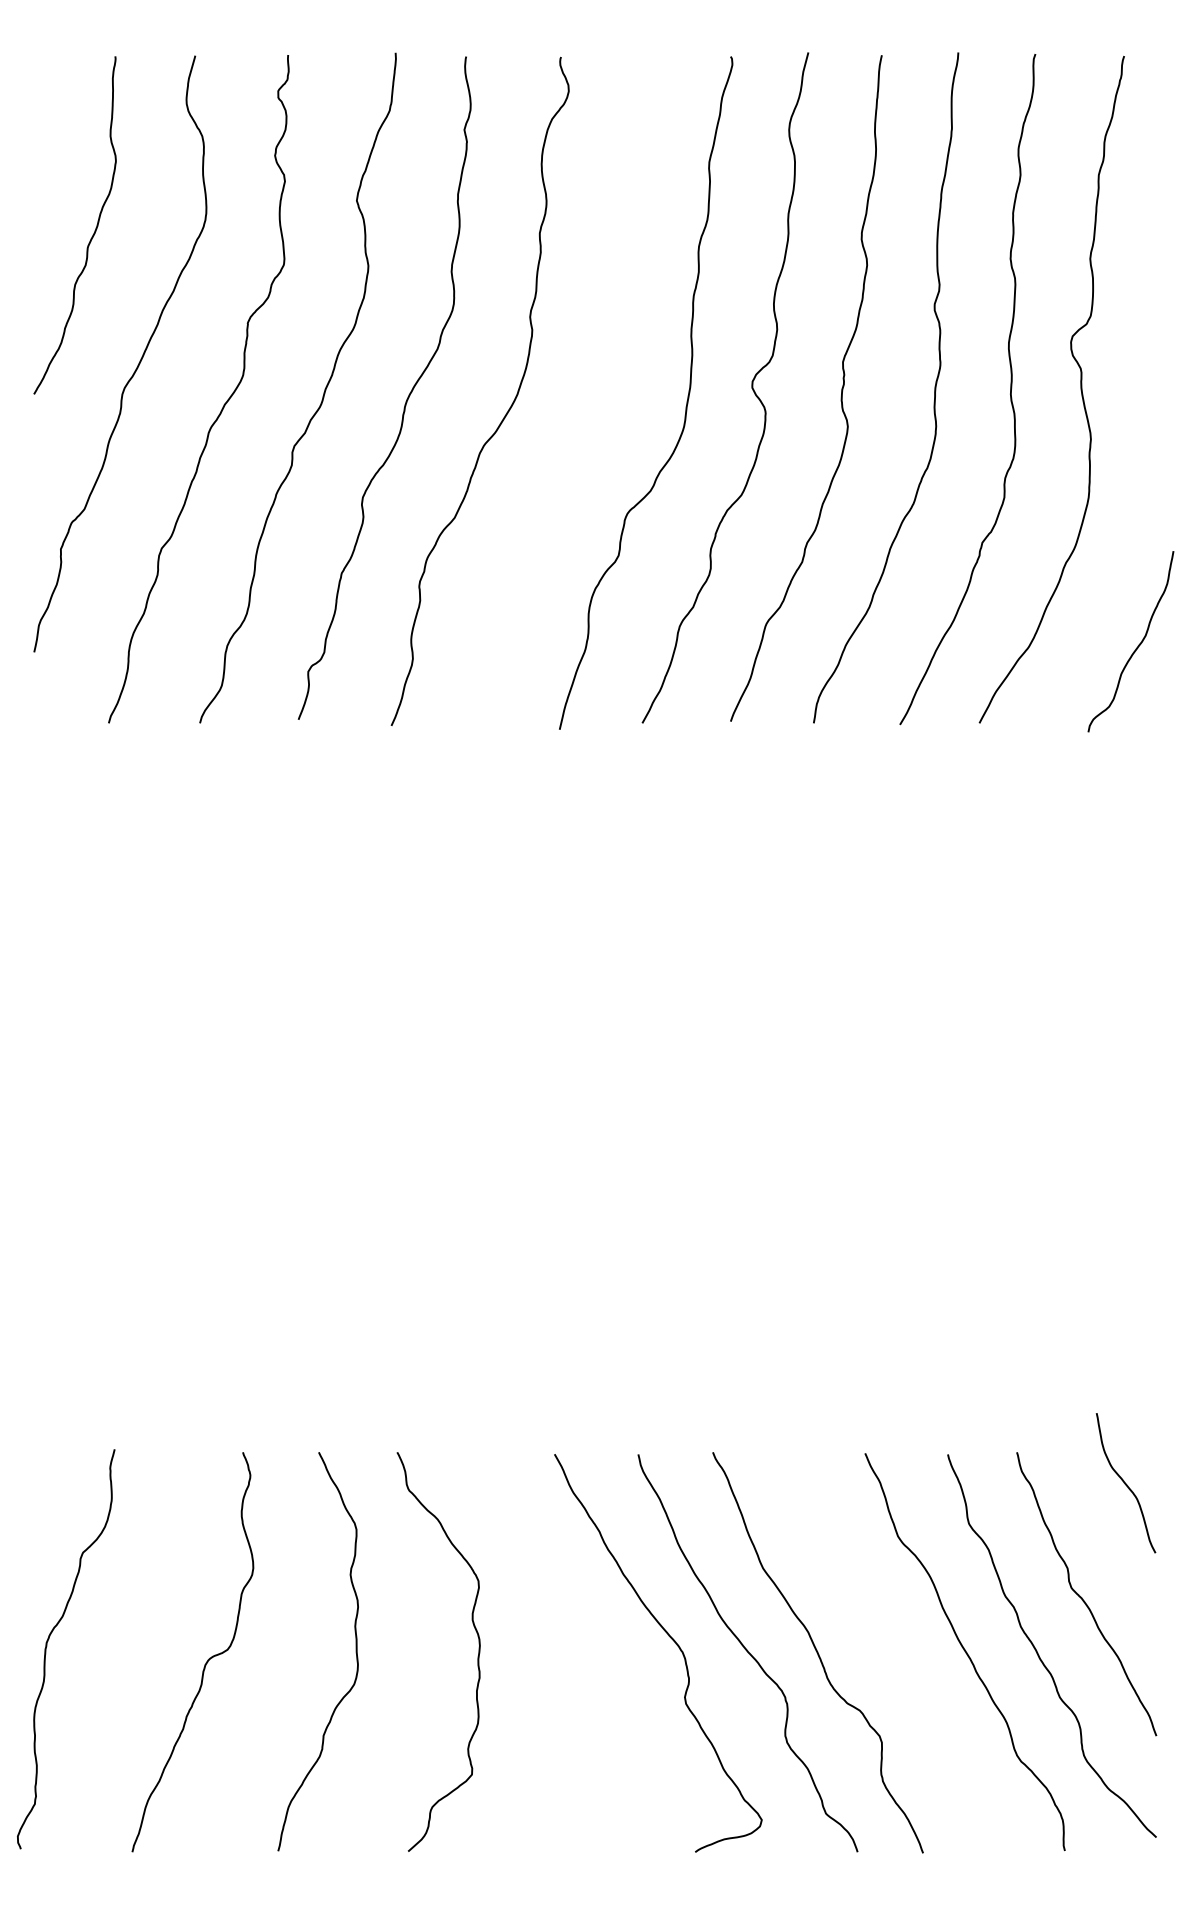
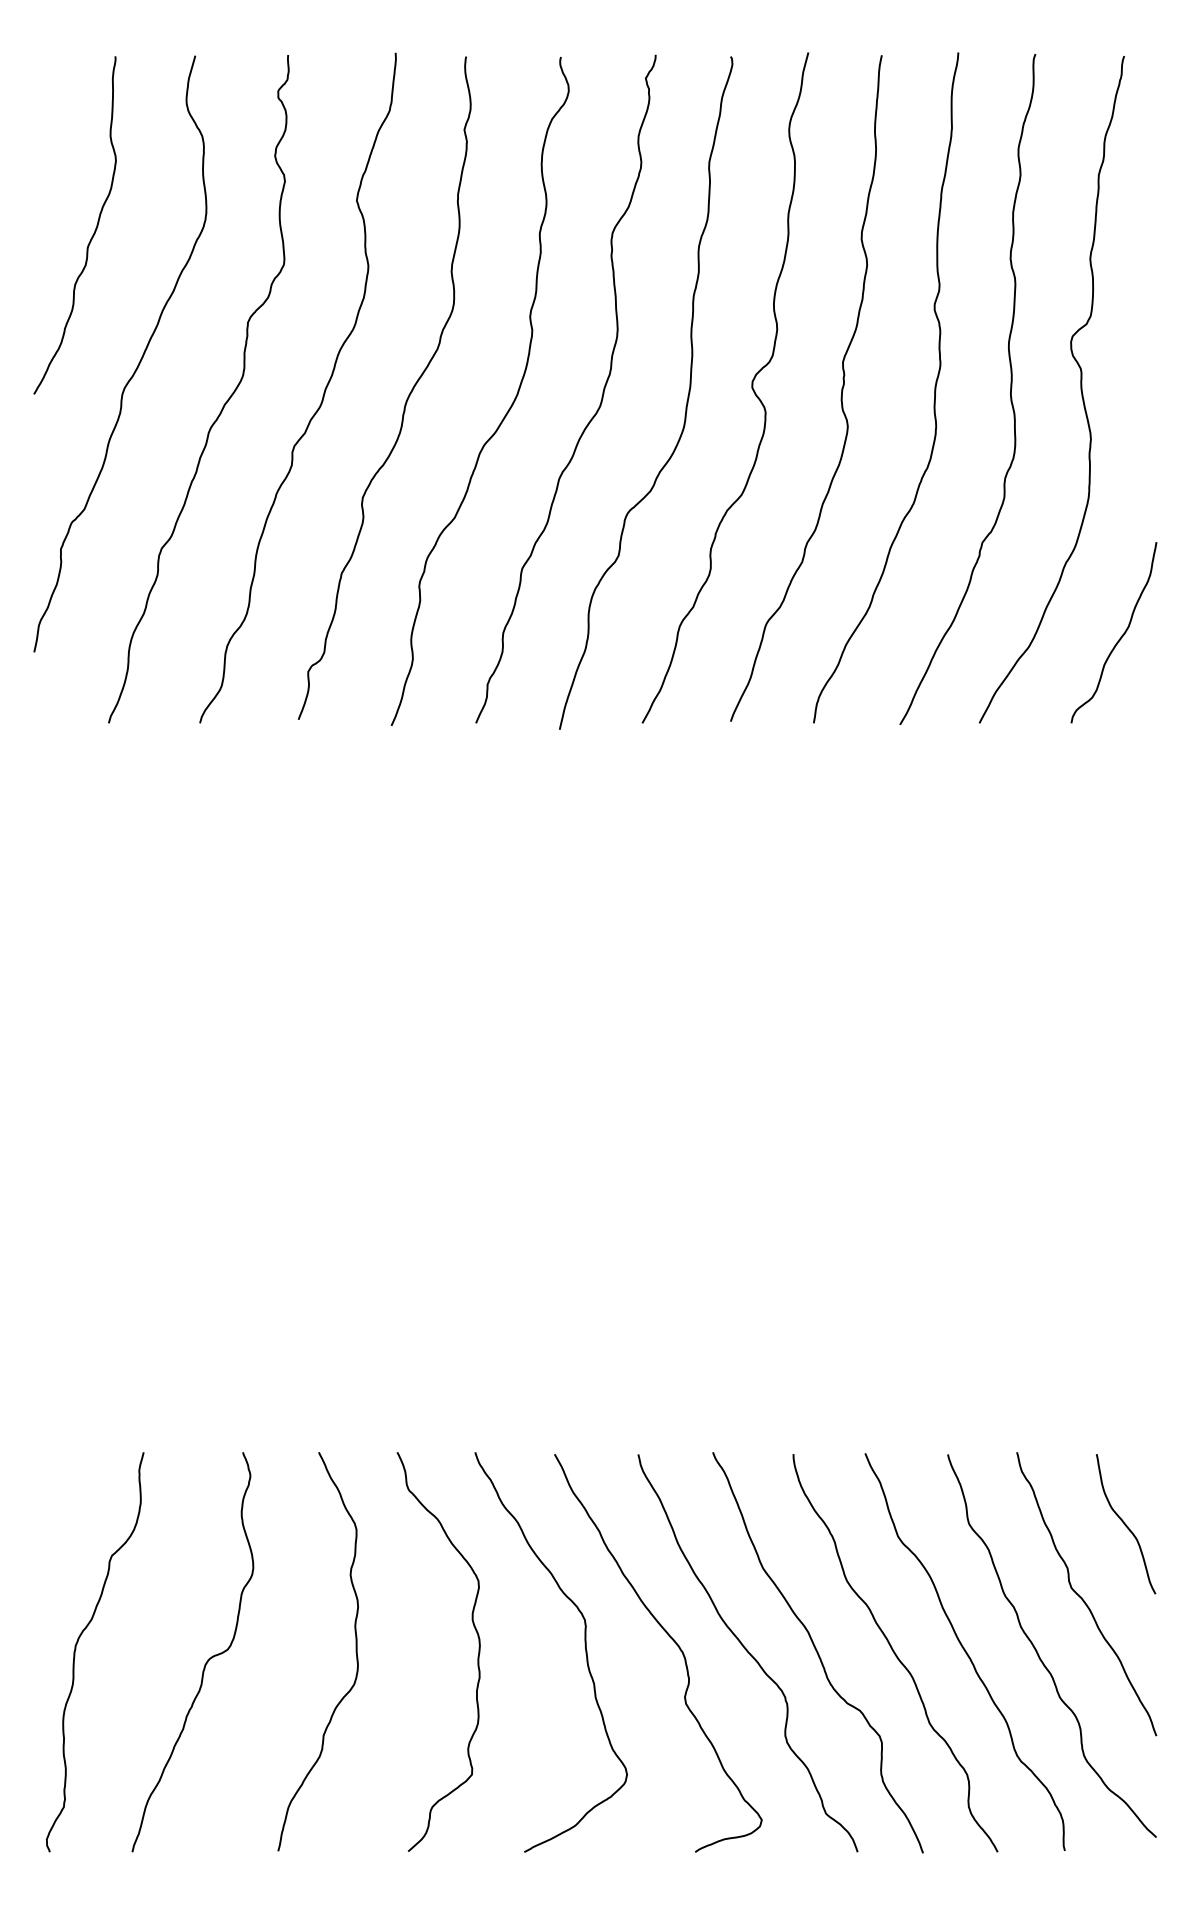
curve: none -> present (601, 396)
curve position: (1136, 647) -> (1119, 638) (1119, 638)
curve position: (1125, 1483) -> (1125, 1524) (1125, 1524)
curve: none -> present (584, 1645)
curve position: (47, 1646) -> (76, 1649) (76, 1649)
curve: none -> present (895, 1653)
